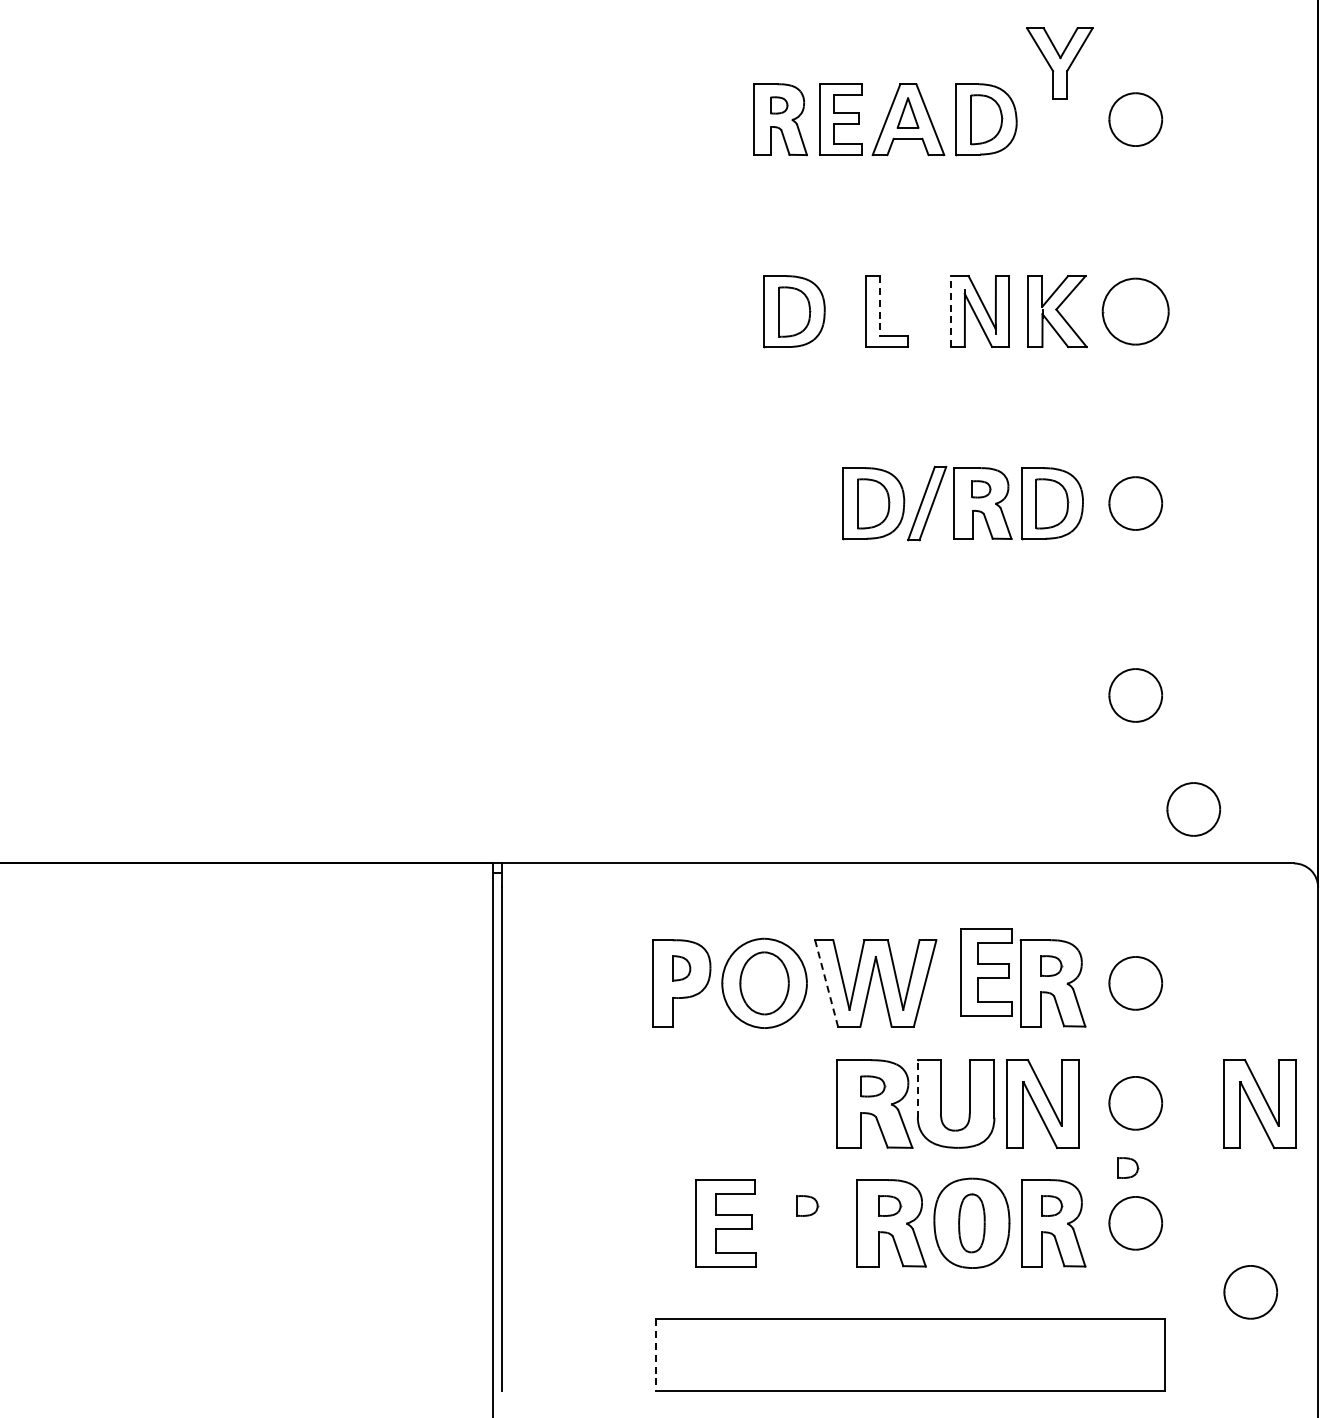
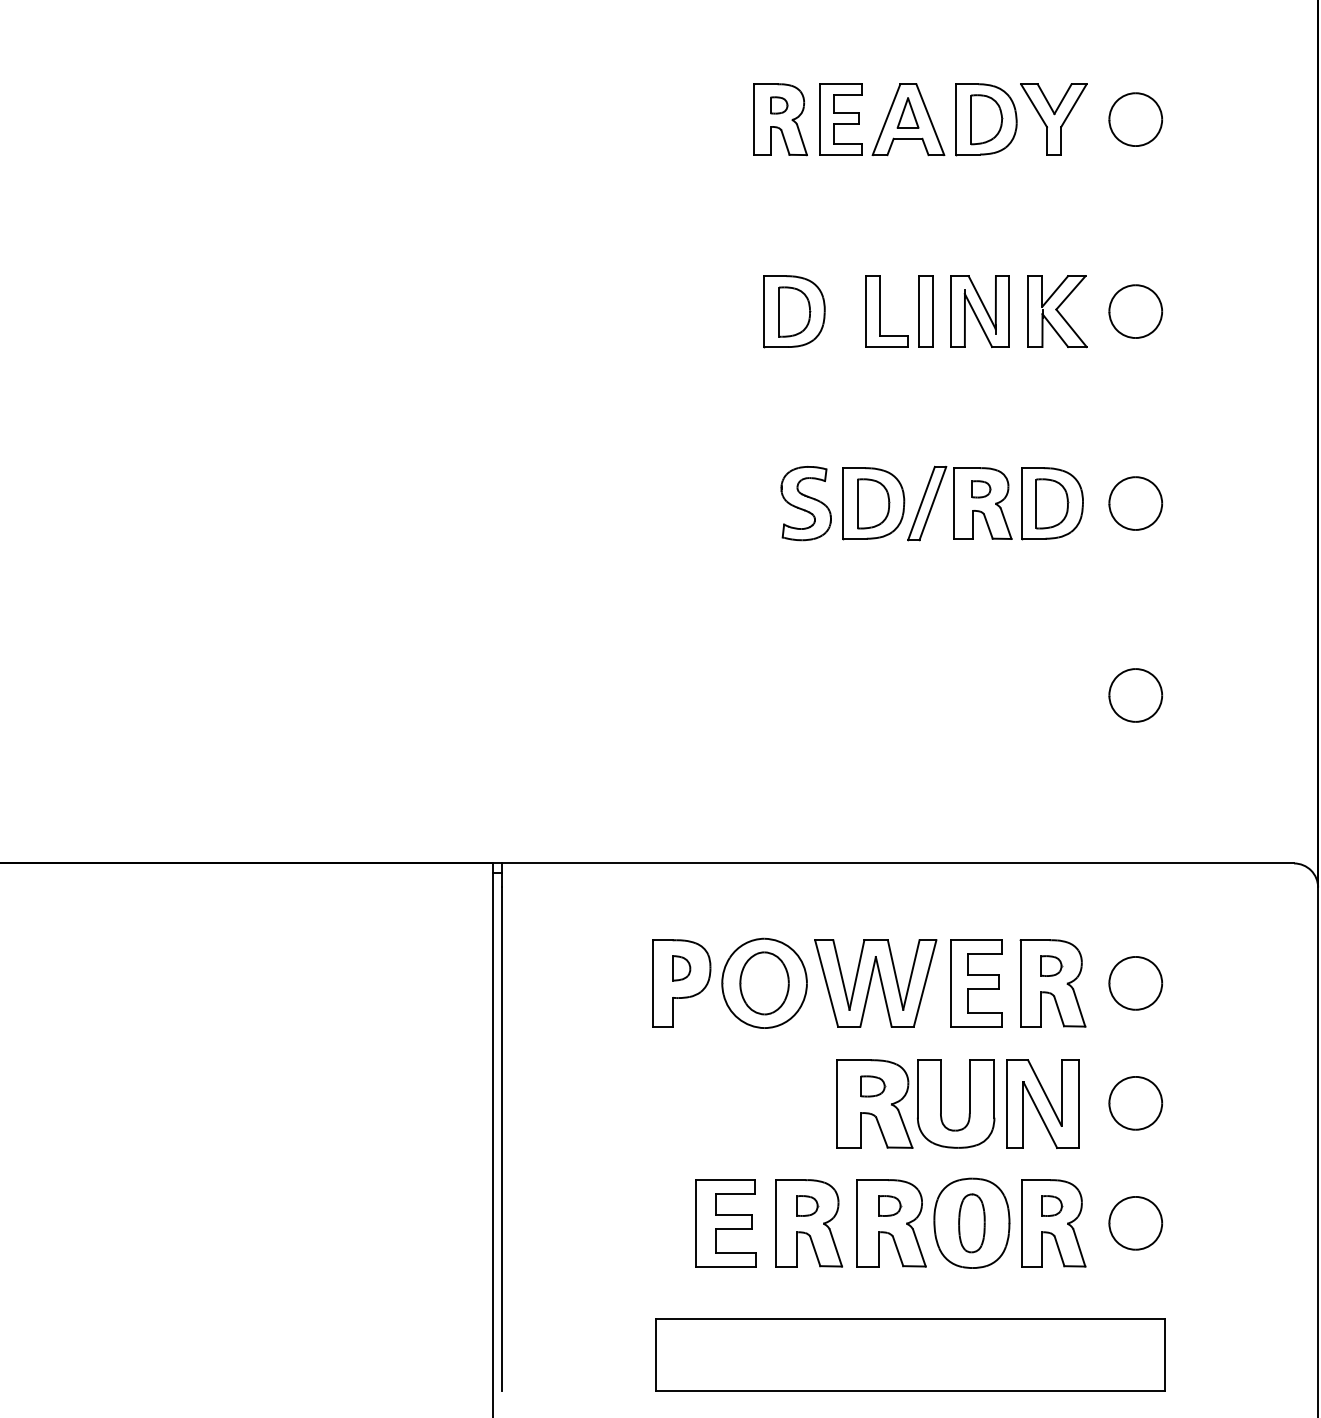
part position: (1059, 63) -> (1053, 119) (1053, 119)
line: dashed -> solid (880, 306)
part: none -> present (925, 311)
line: dashed -> solid (951, 311)
part size: 69x69 px -> 56x55 px (1135, 311)
part: none -> present (805, 503)
part: present -> none (1193, 809)
part position: (986, 972) -> (976, 983) (976, 983)
line: dashed -> solid (826, 983)
line: dashed -> solid (917, 1088)
part: present -> none (1259, 1103)
part: present -> none (1128, 1167)
part: none -> present (808, 1223)
part: present -> none (1250, 1292)
line: dashed -> solid (655, 1355)
